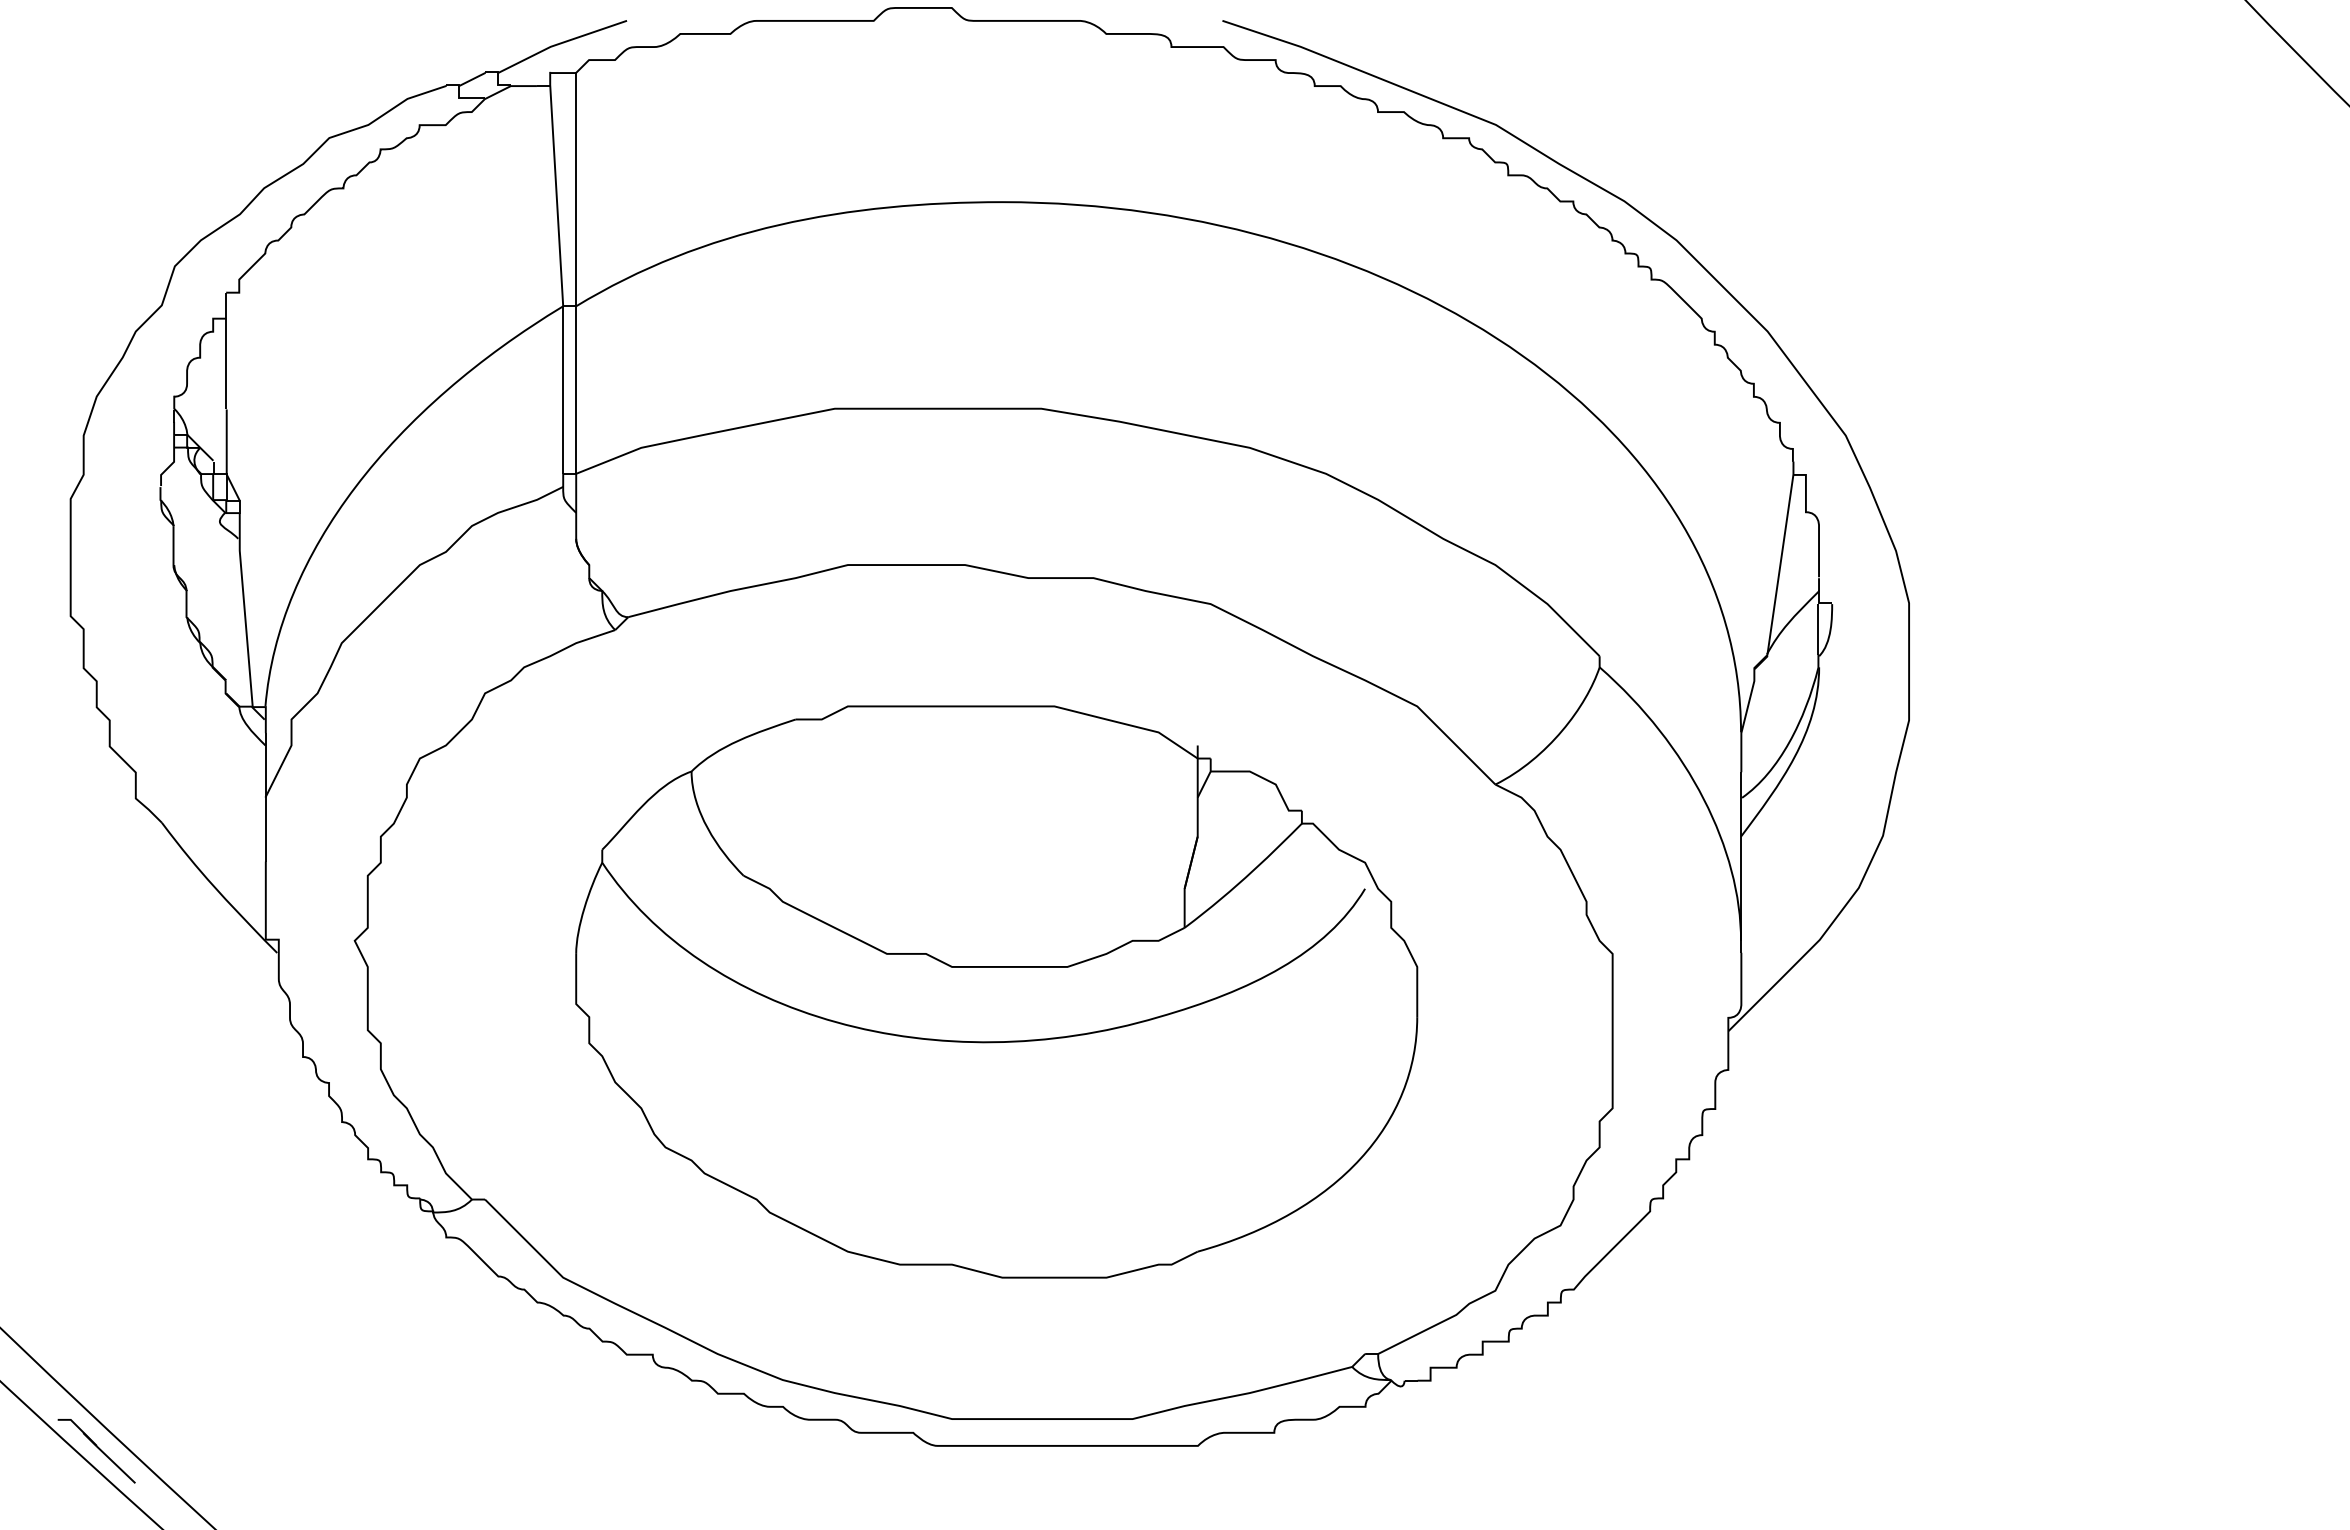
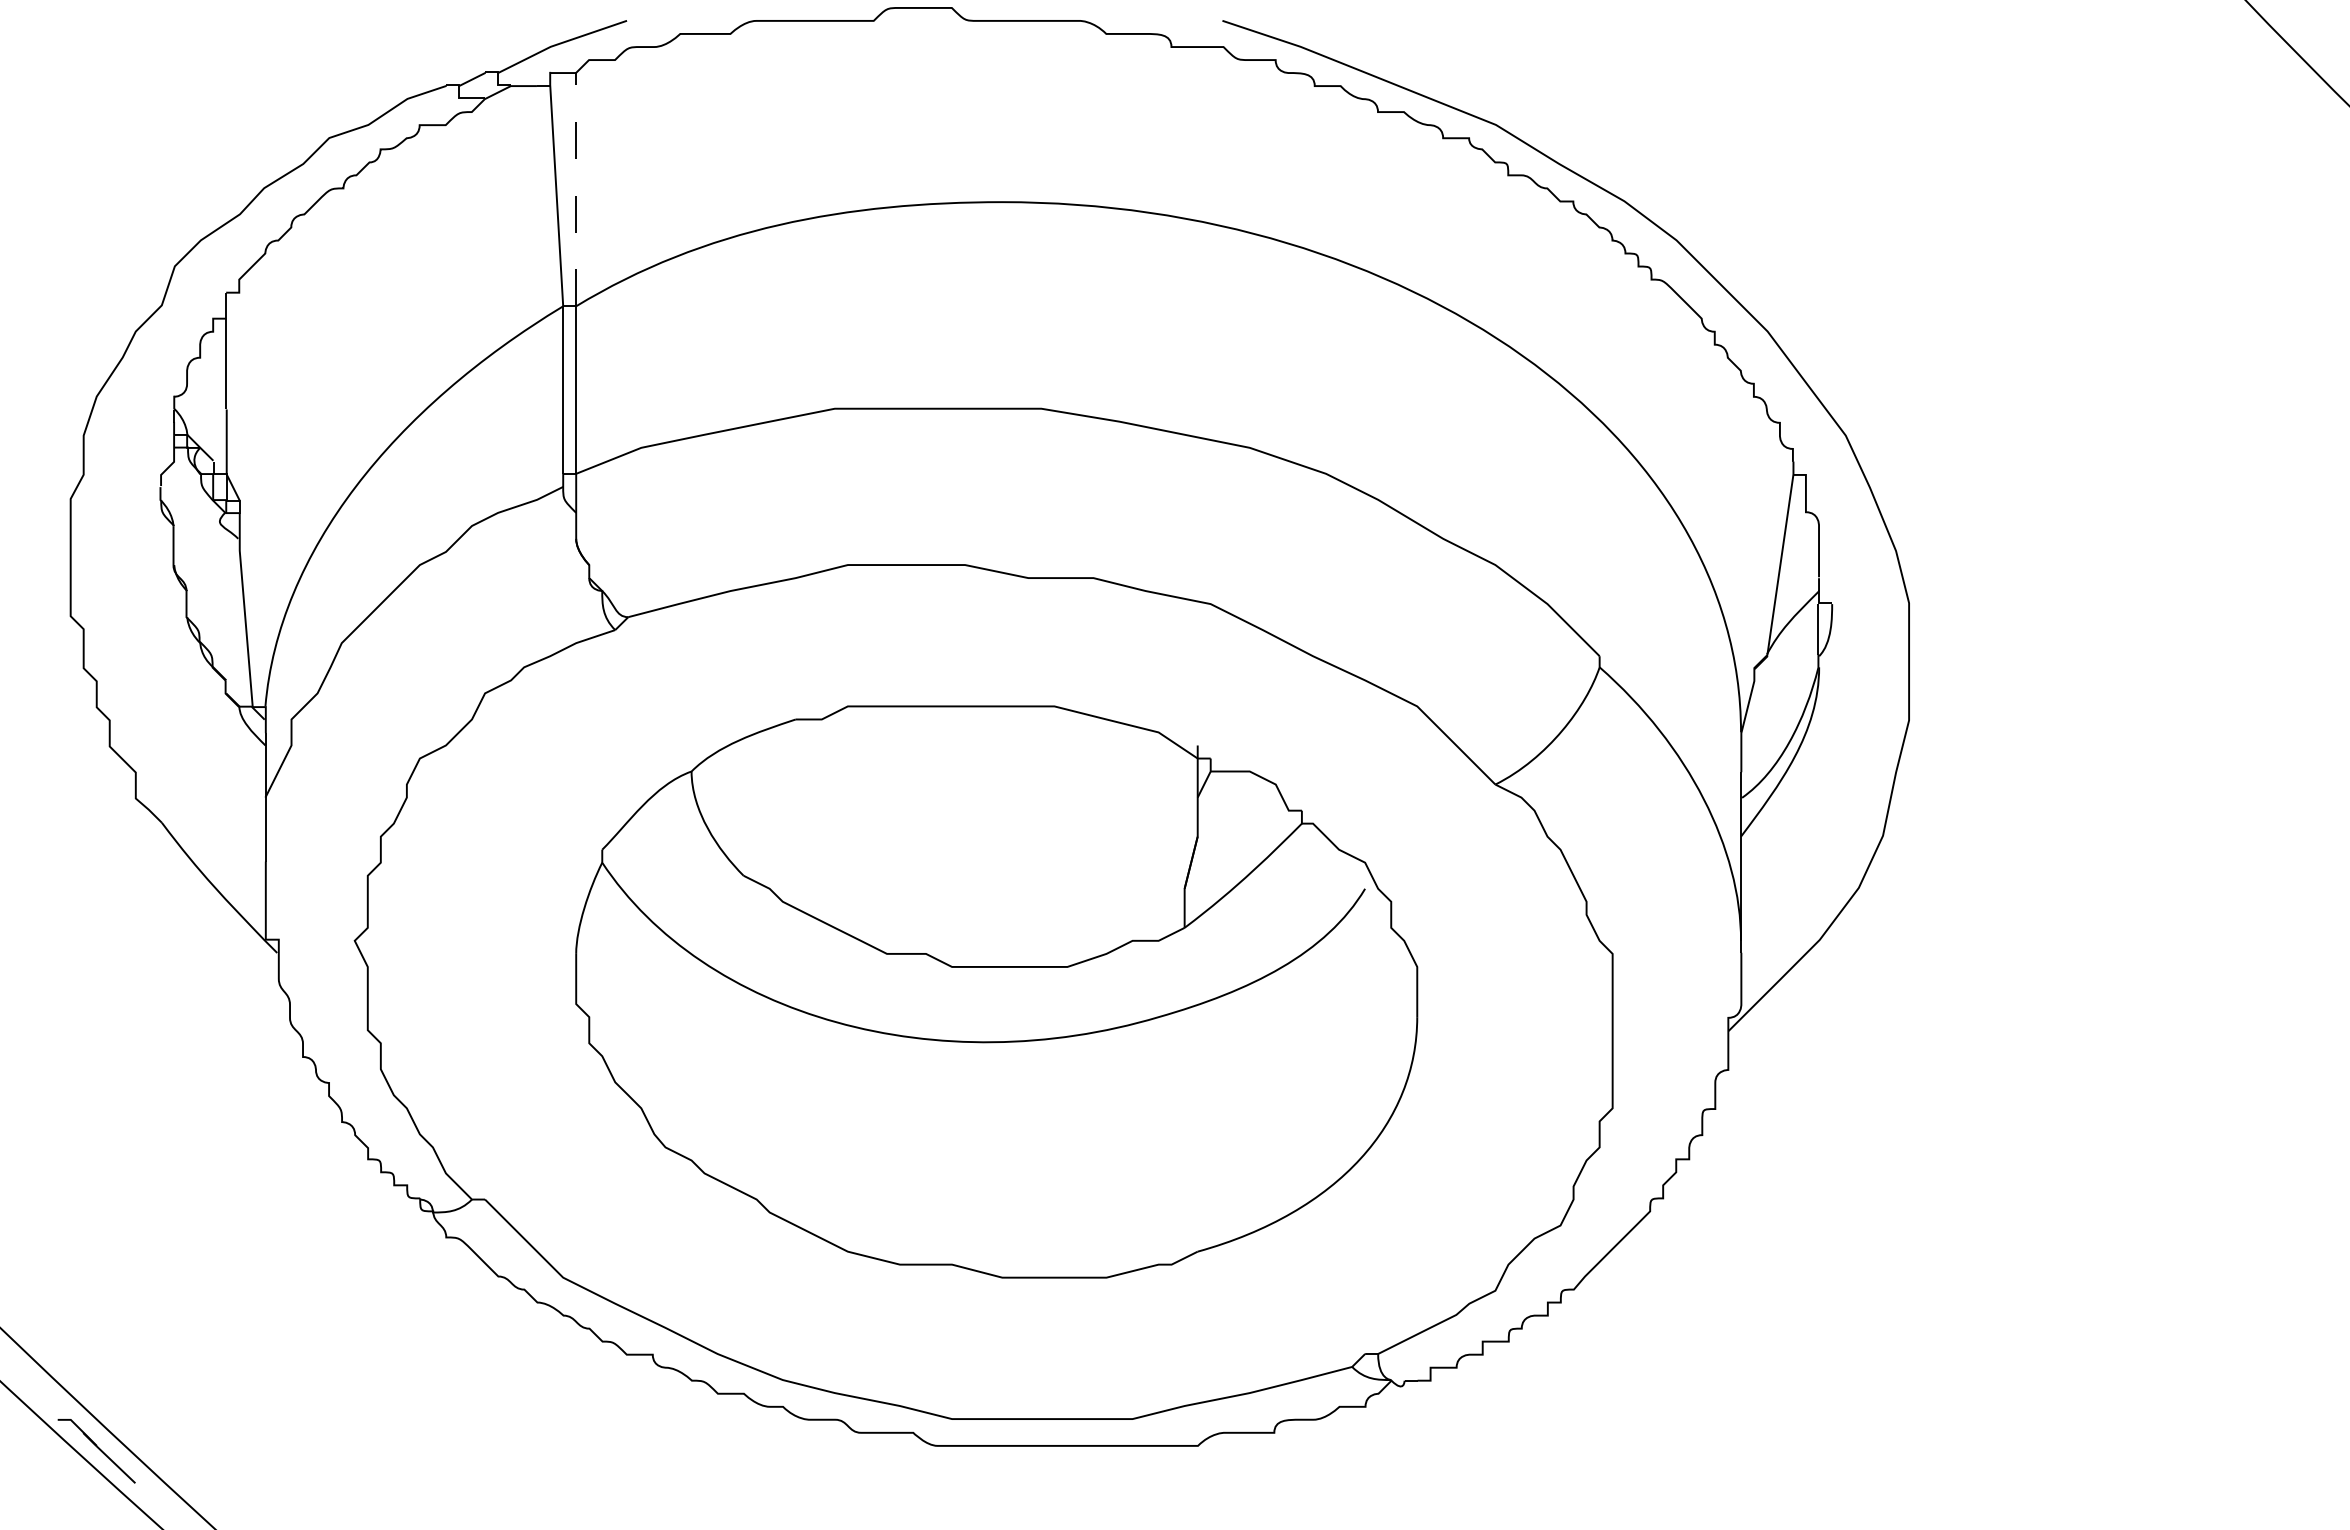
line: solid -> dashed (576, 188)
